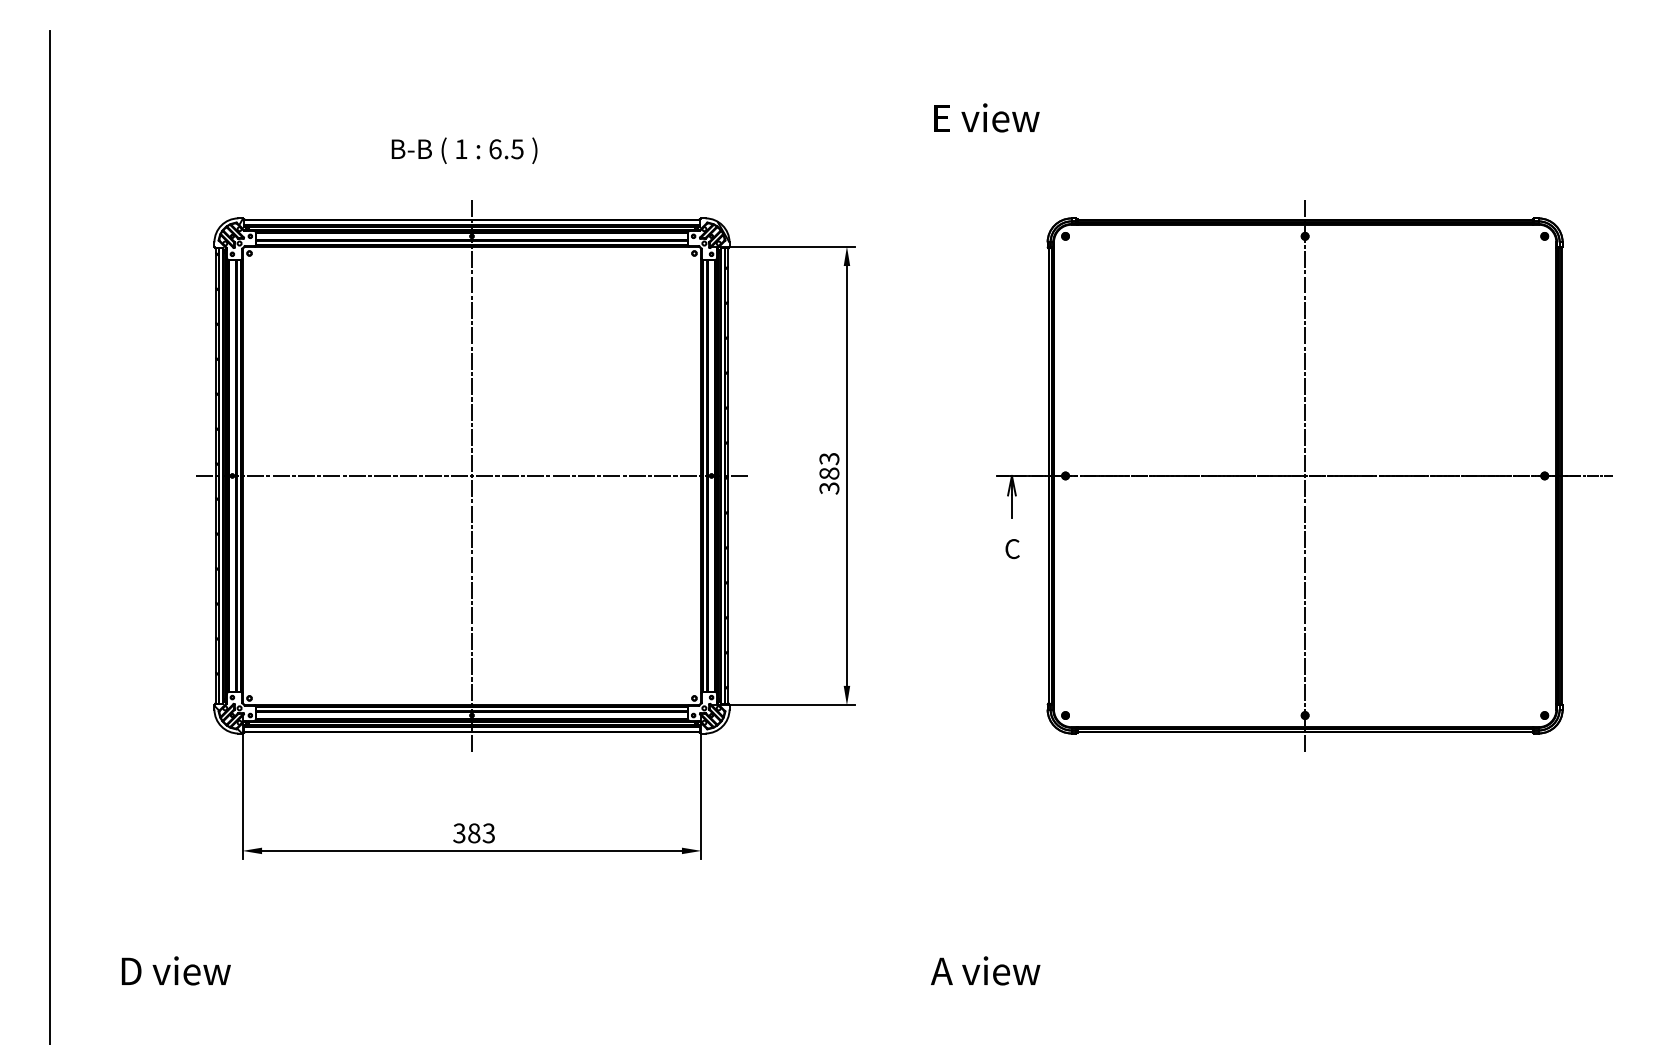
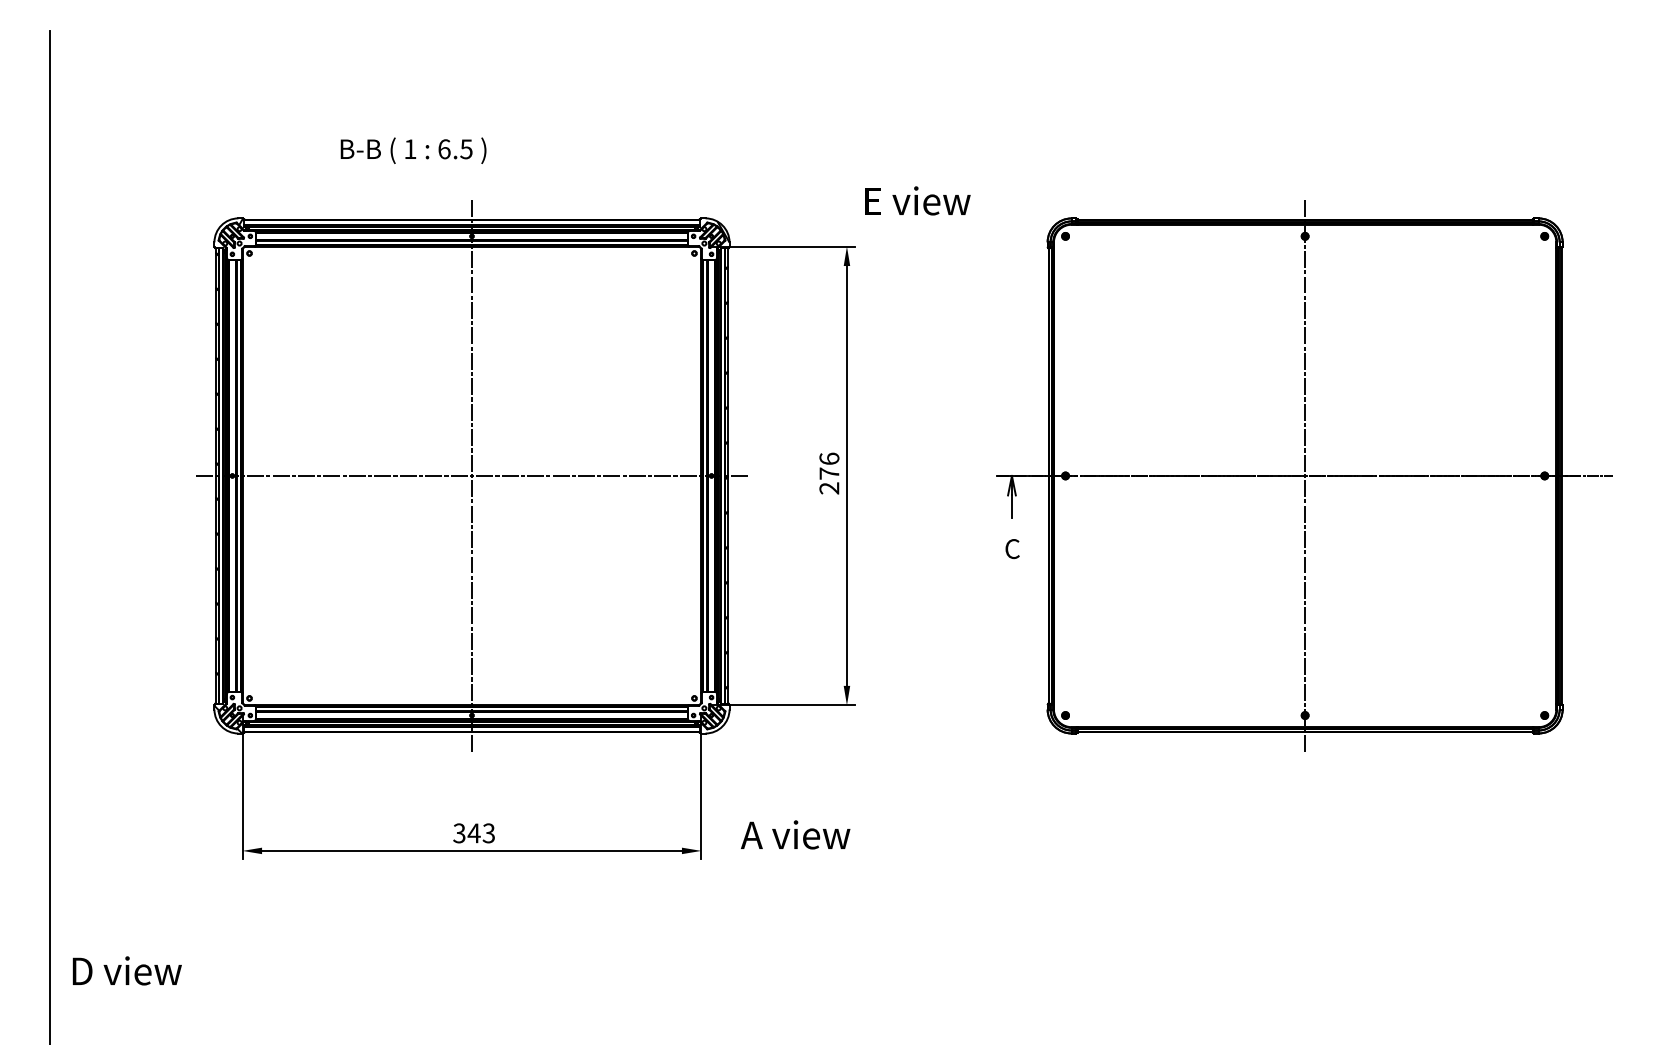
text position: (986, 117) -> (917, 200) (917, 200)
text position: (464, 150) -> (413, 150) (413, 150)
text: 383 -> 276 (829, 473)
text: 383 -> 343 (473, 833)
text position: (175, 970) -> (126, 970) (126, 970)
text position: (985, 970) -> (795, 834) (795, 834)
